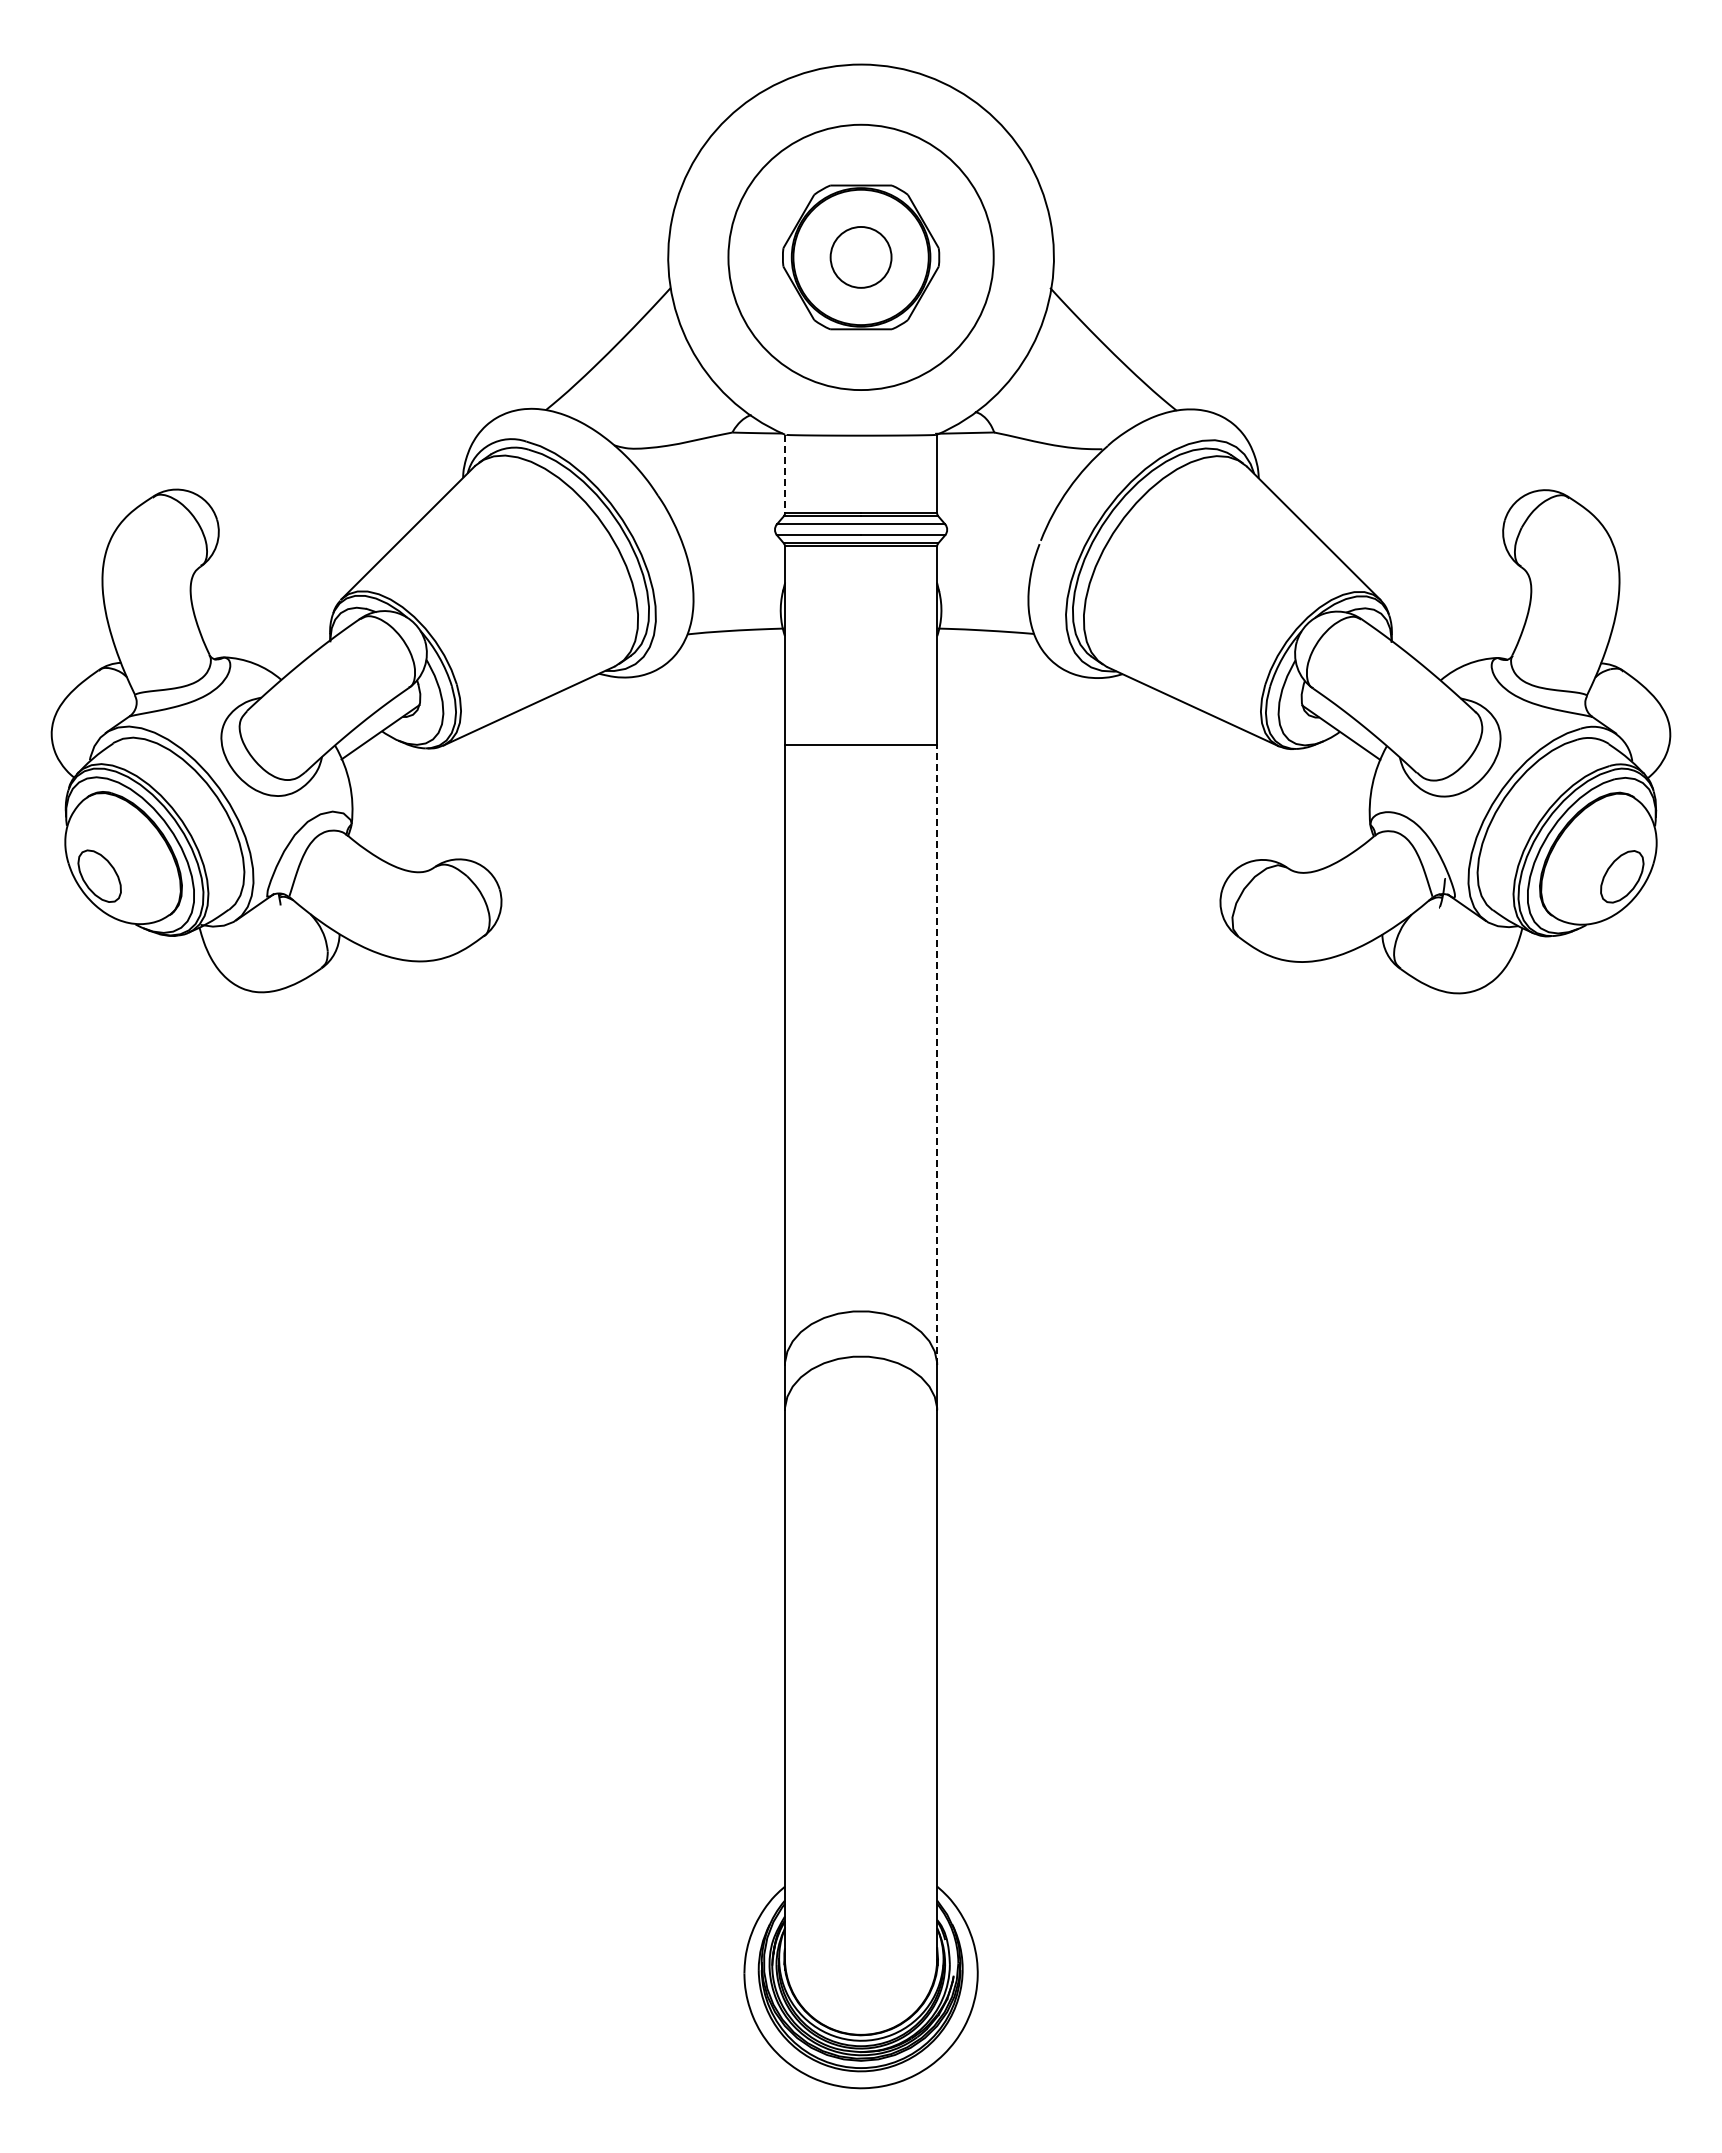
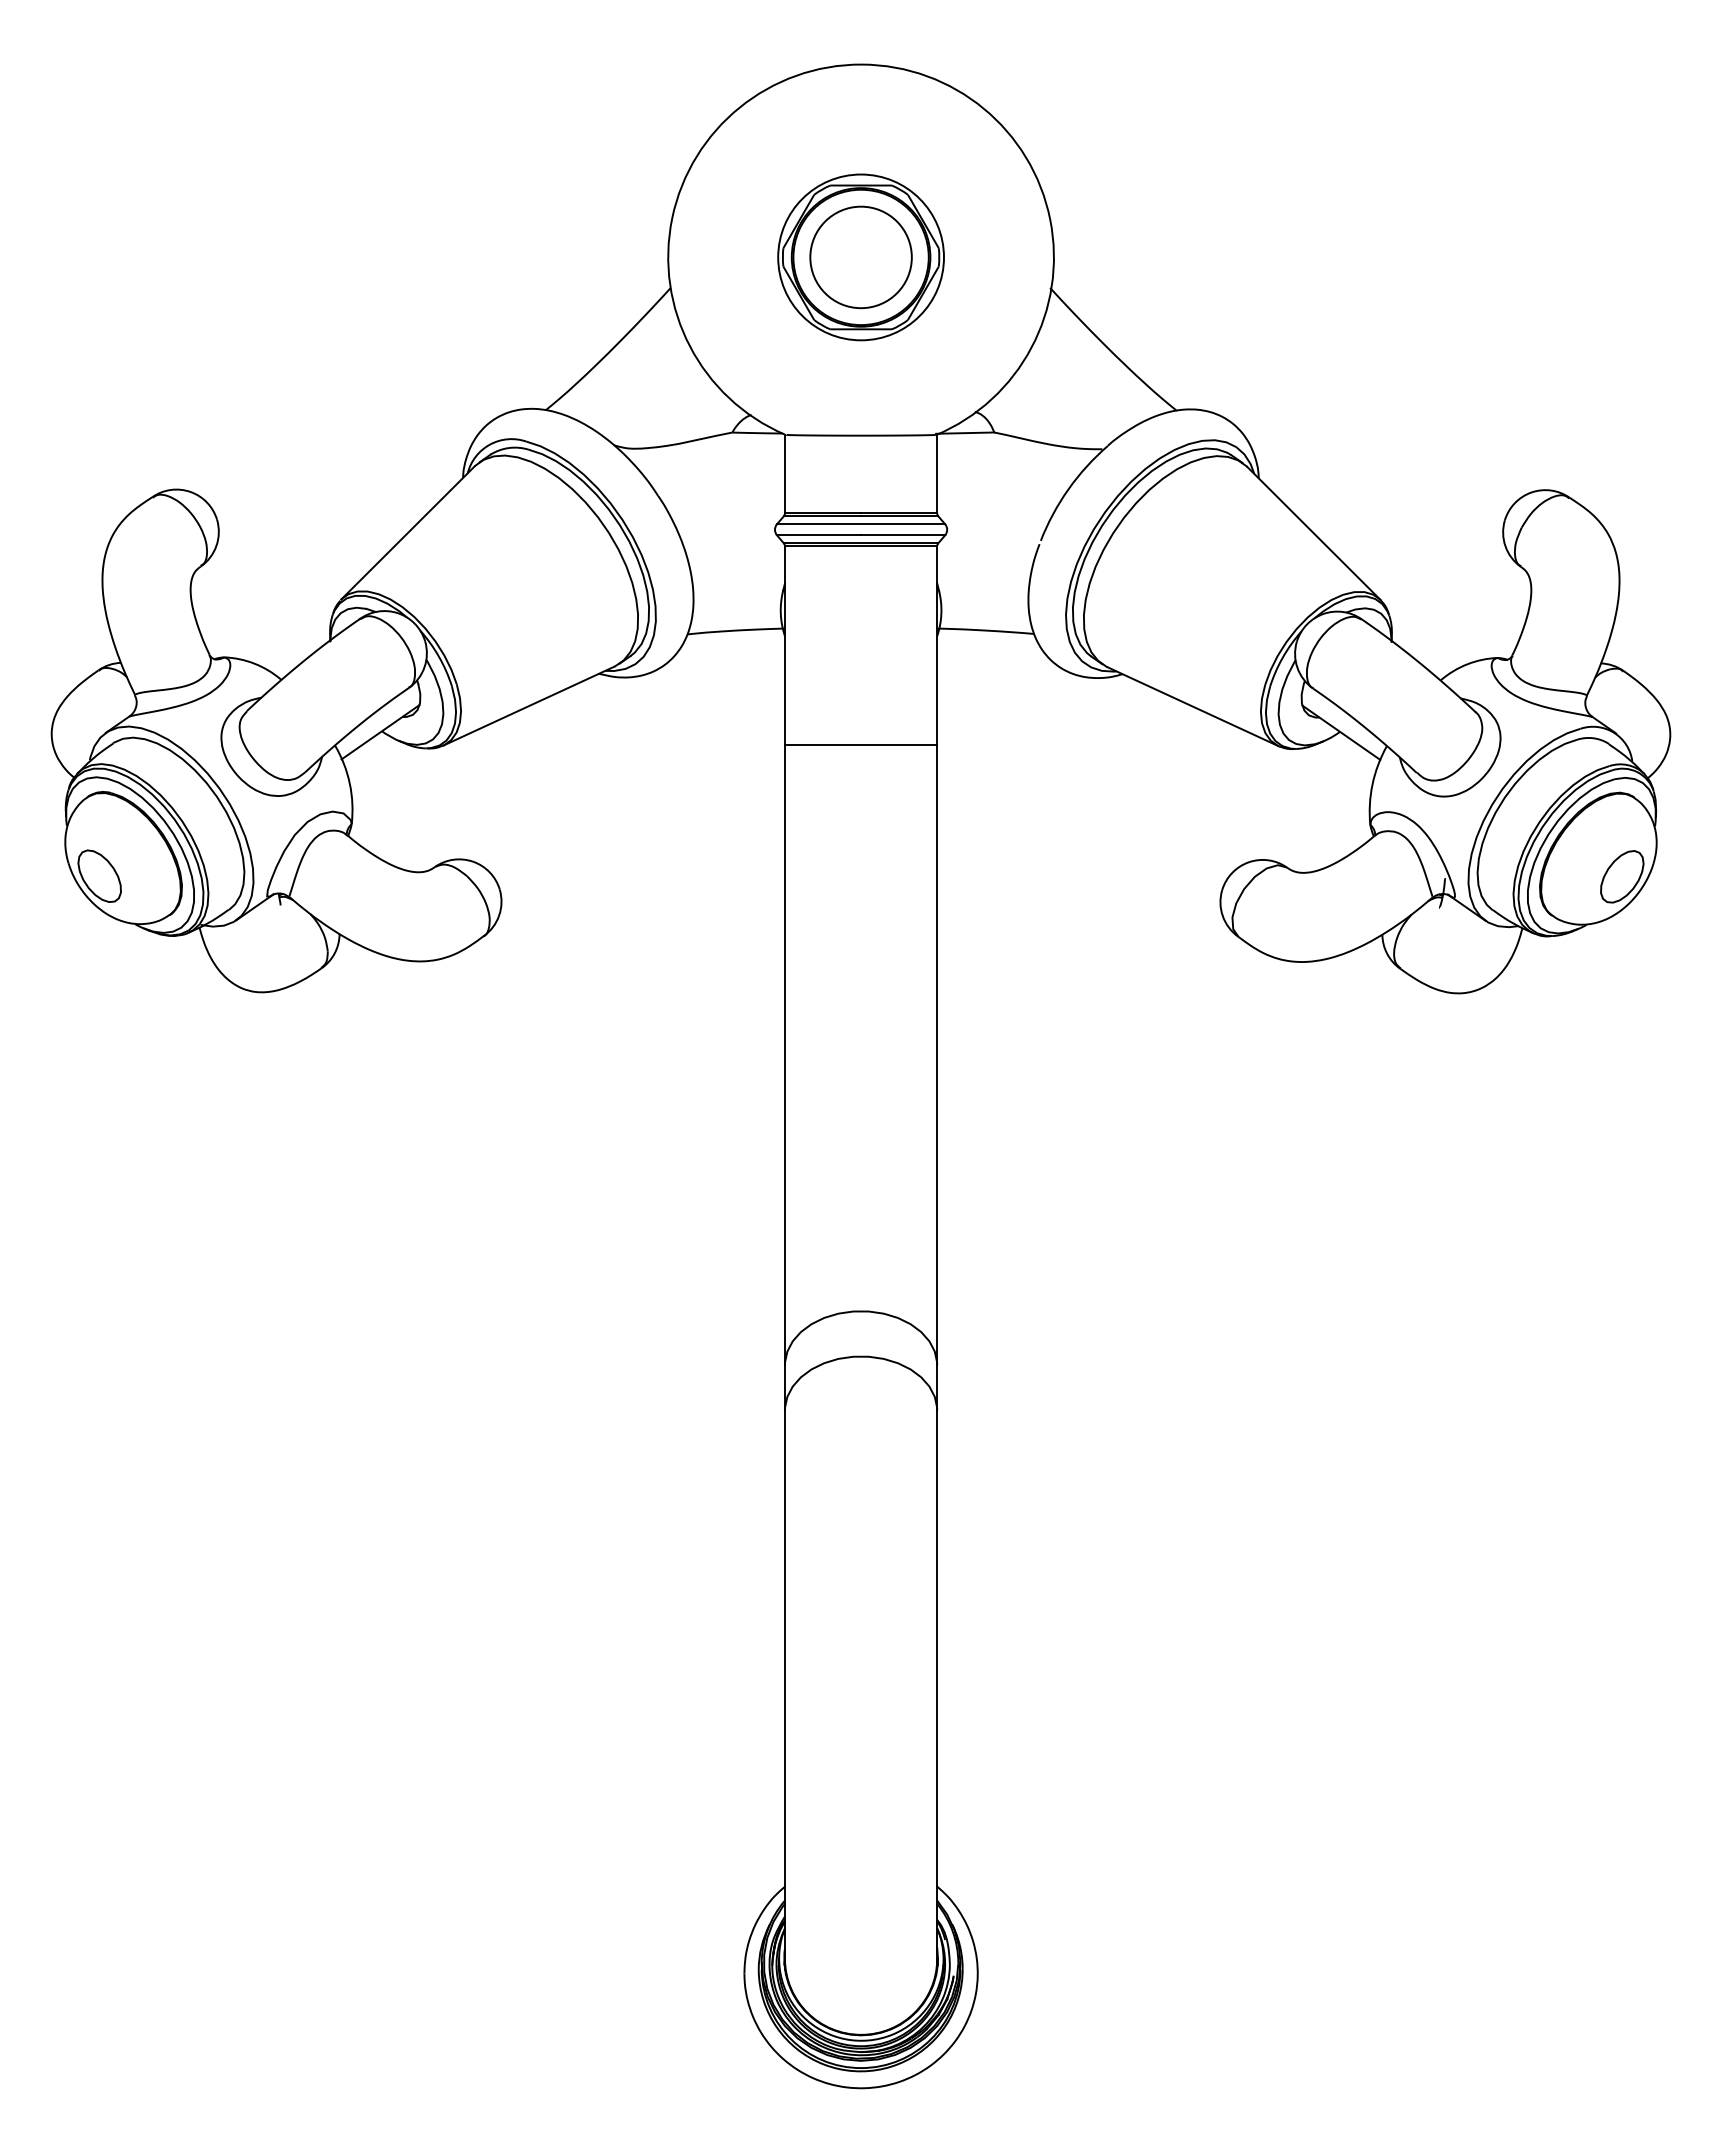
circle diameter: 61 px -> 101 px (860, 257)
circle diameter: 265 px -> 166 px (860, 257)
line: dashed -> solid (784, 474)
line: dashed -> solid (937, 1054)
